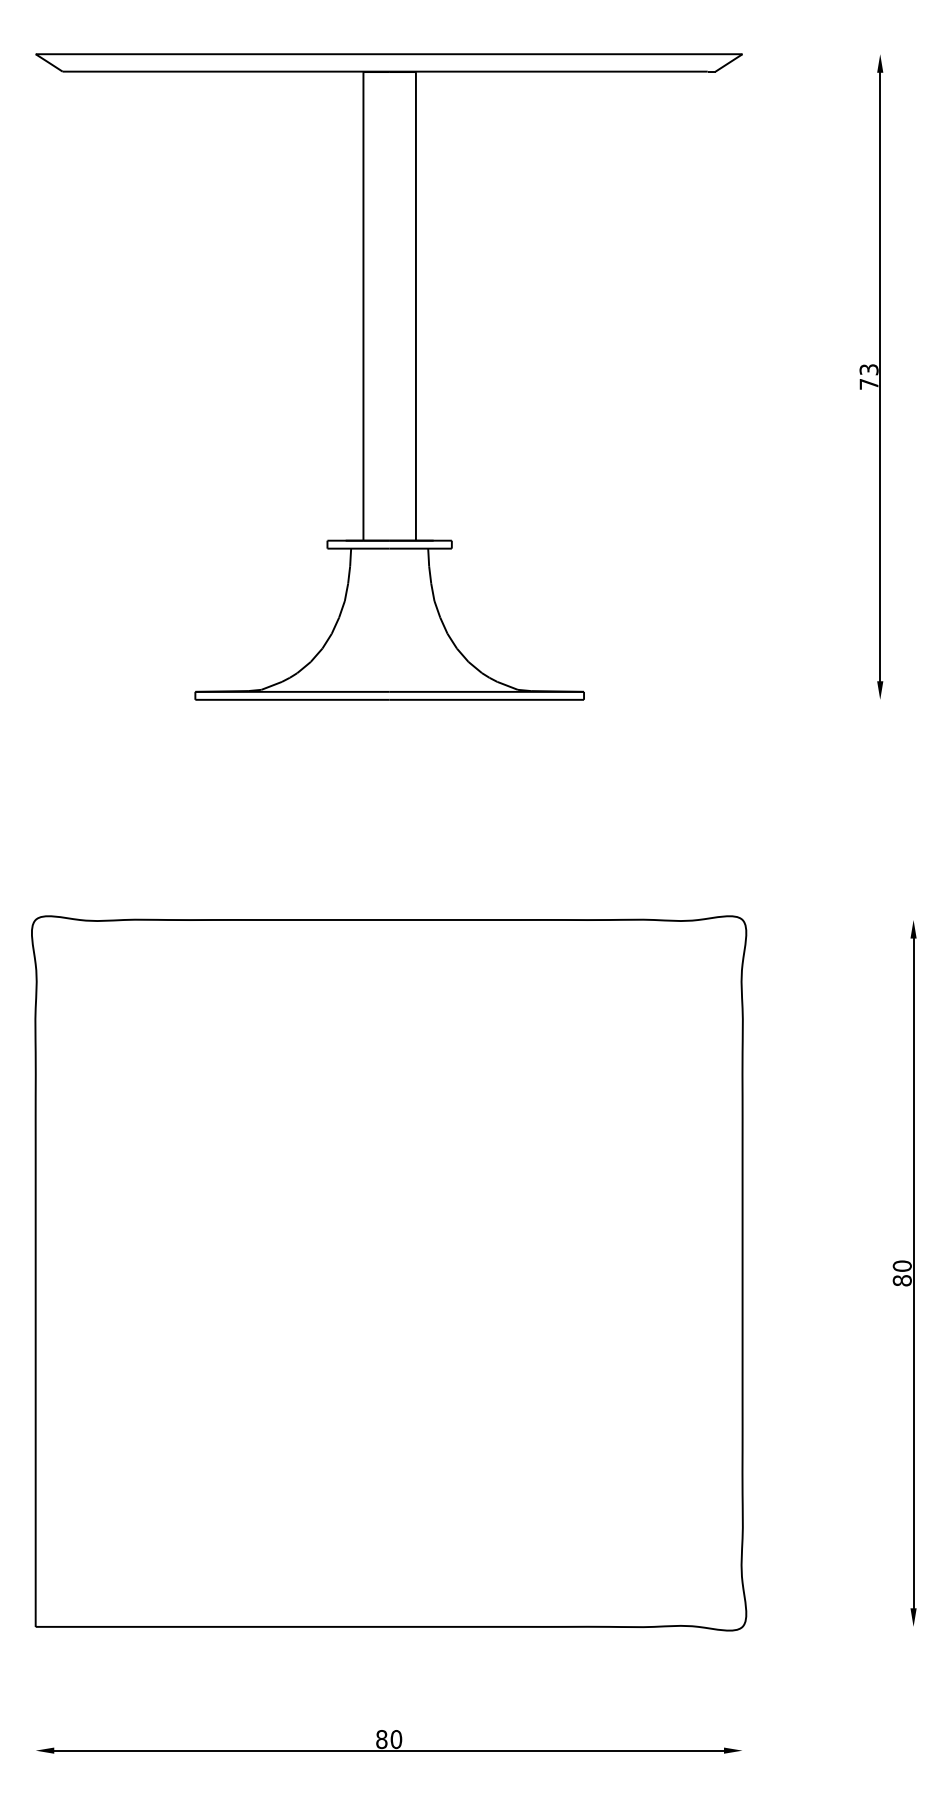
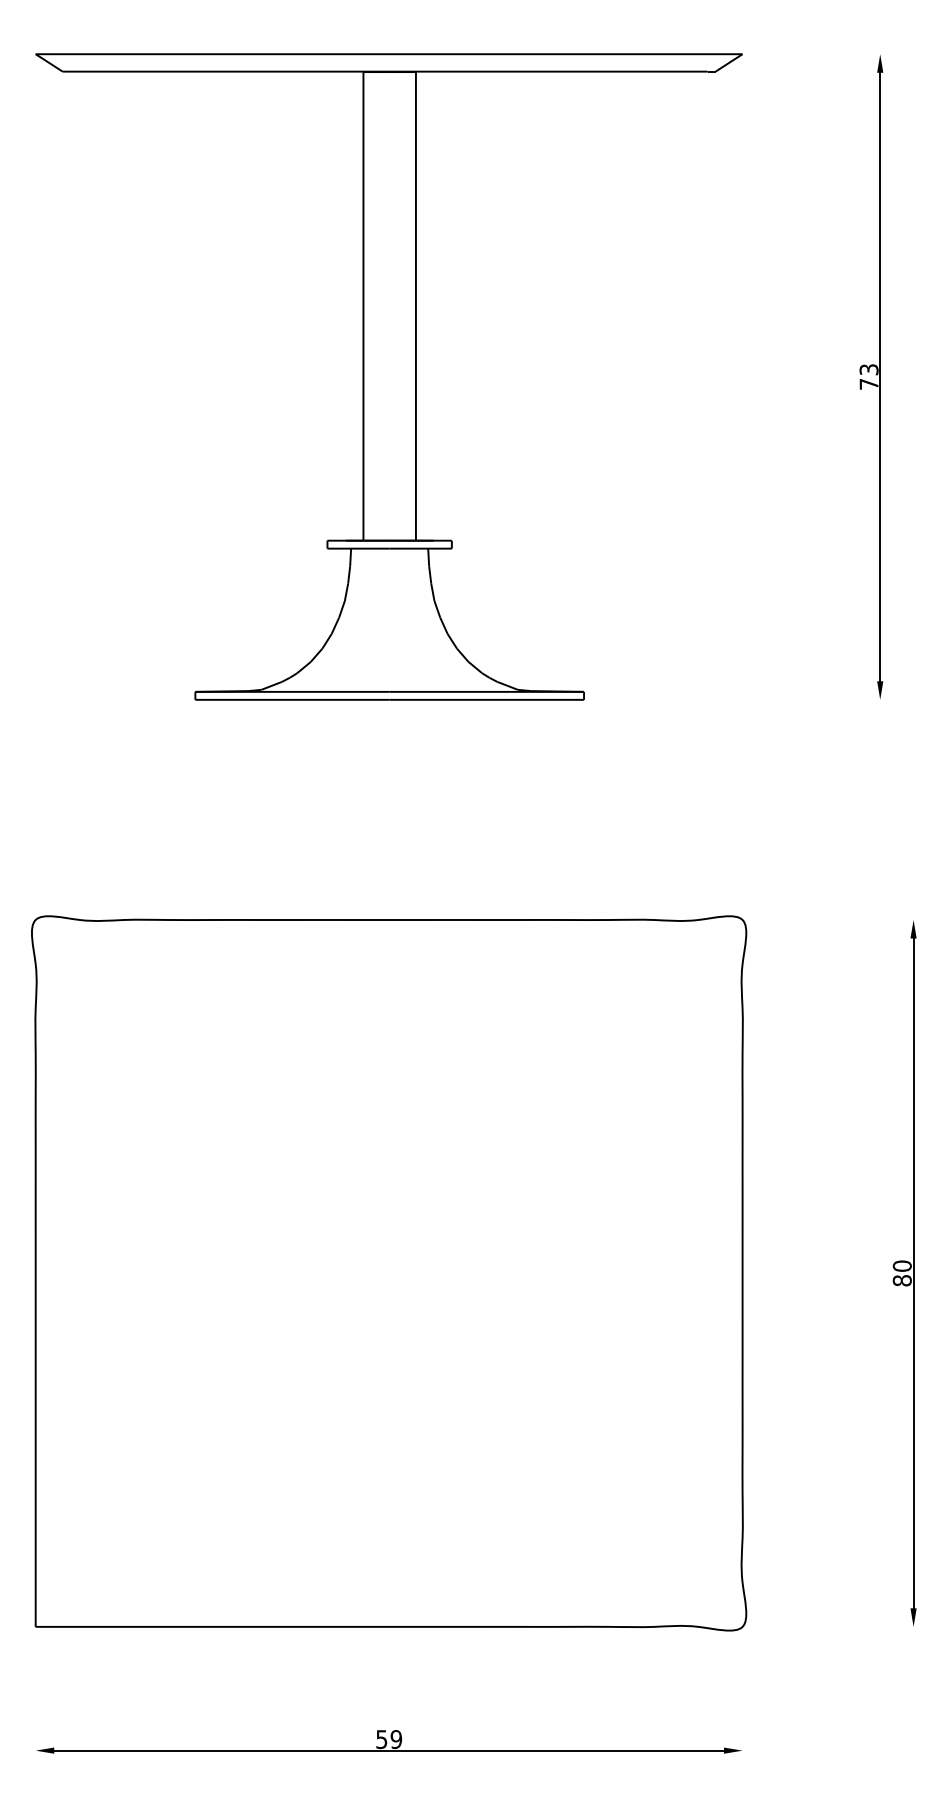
text: 80 -> 59 (389, 1739)
